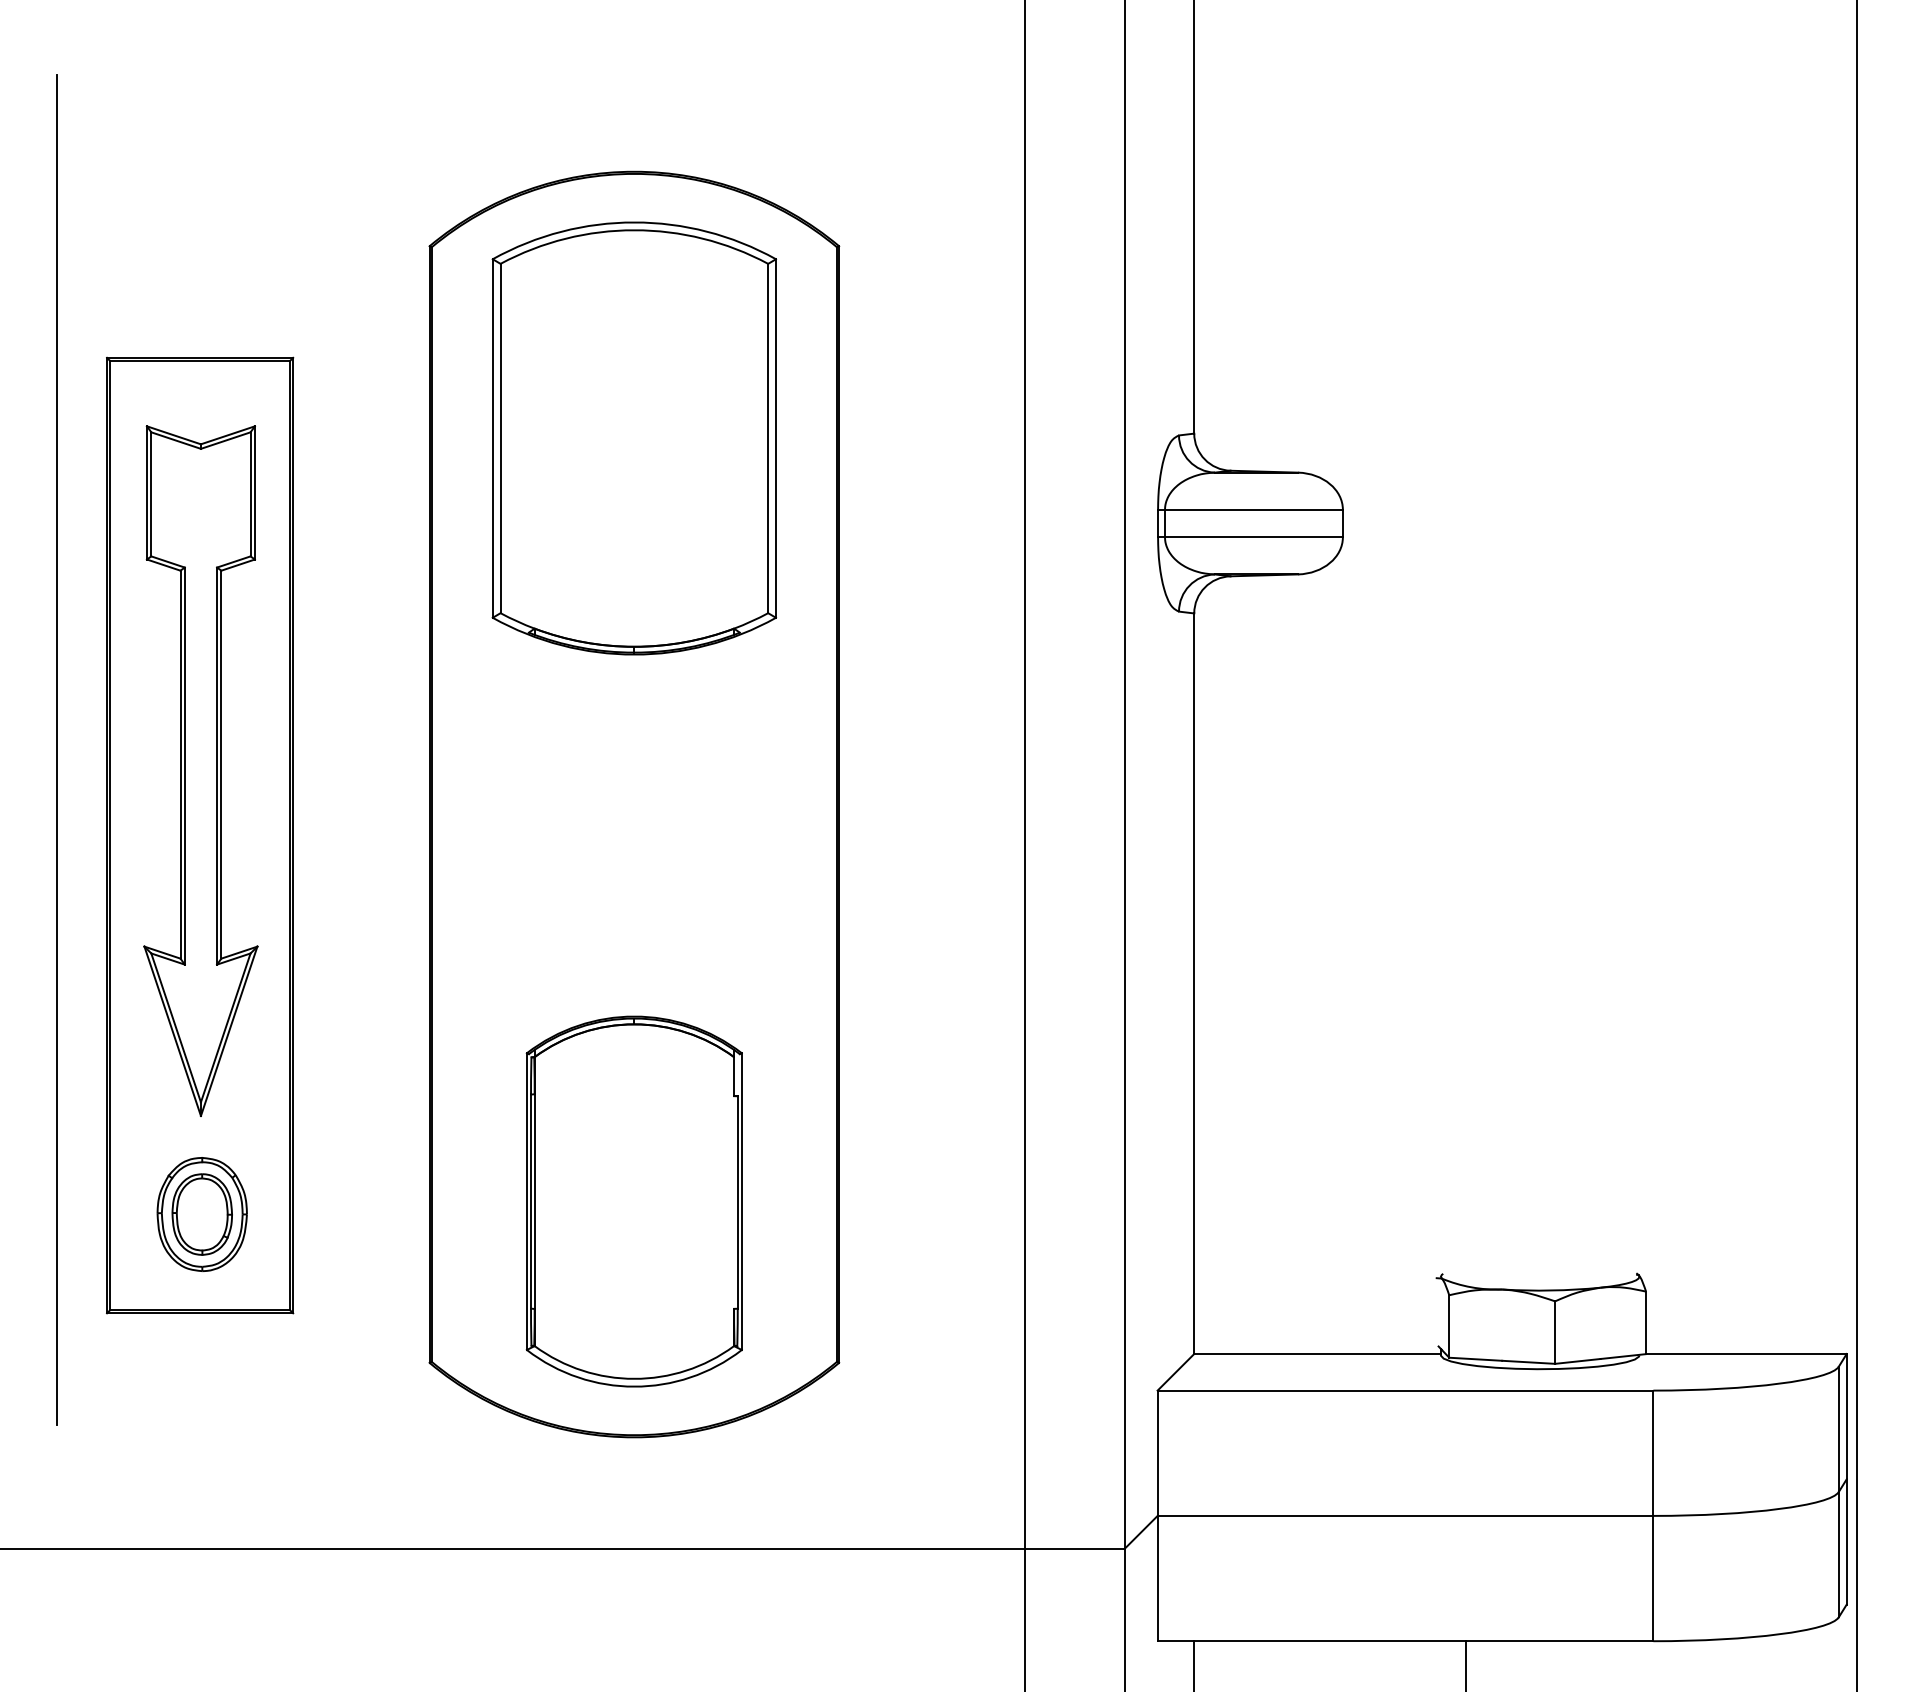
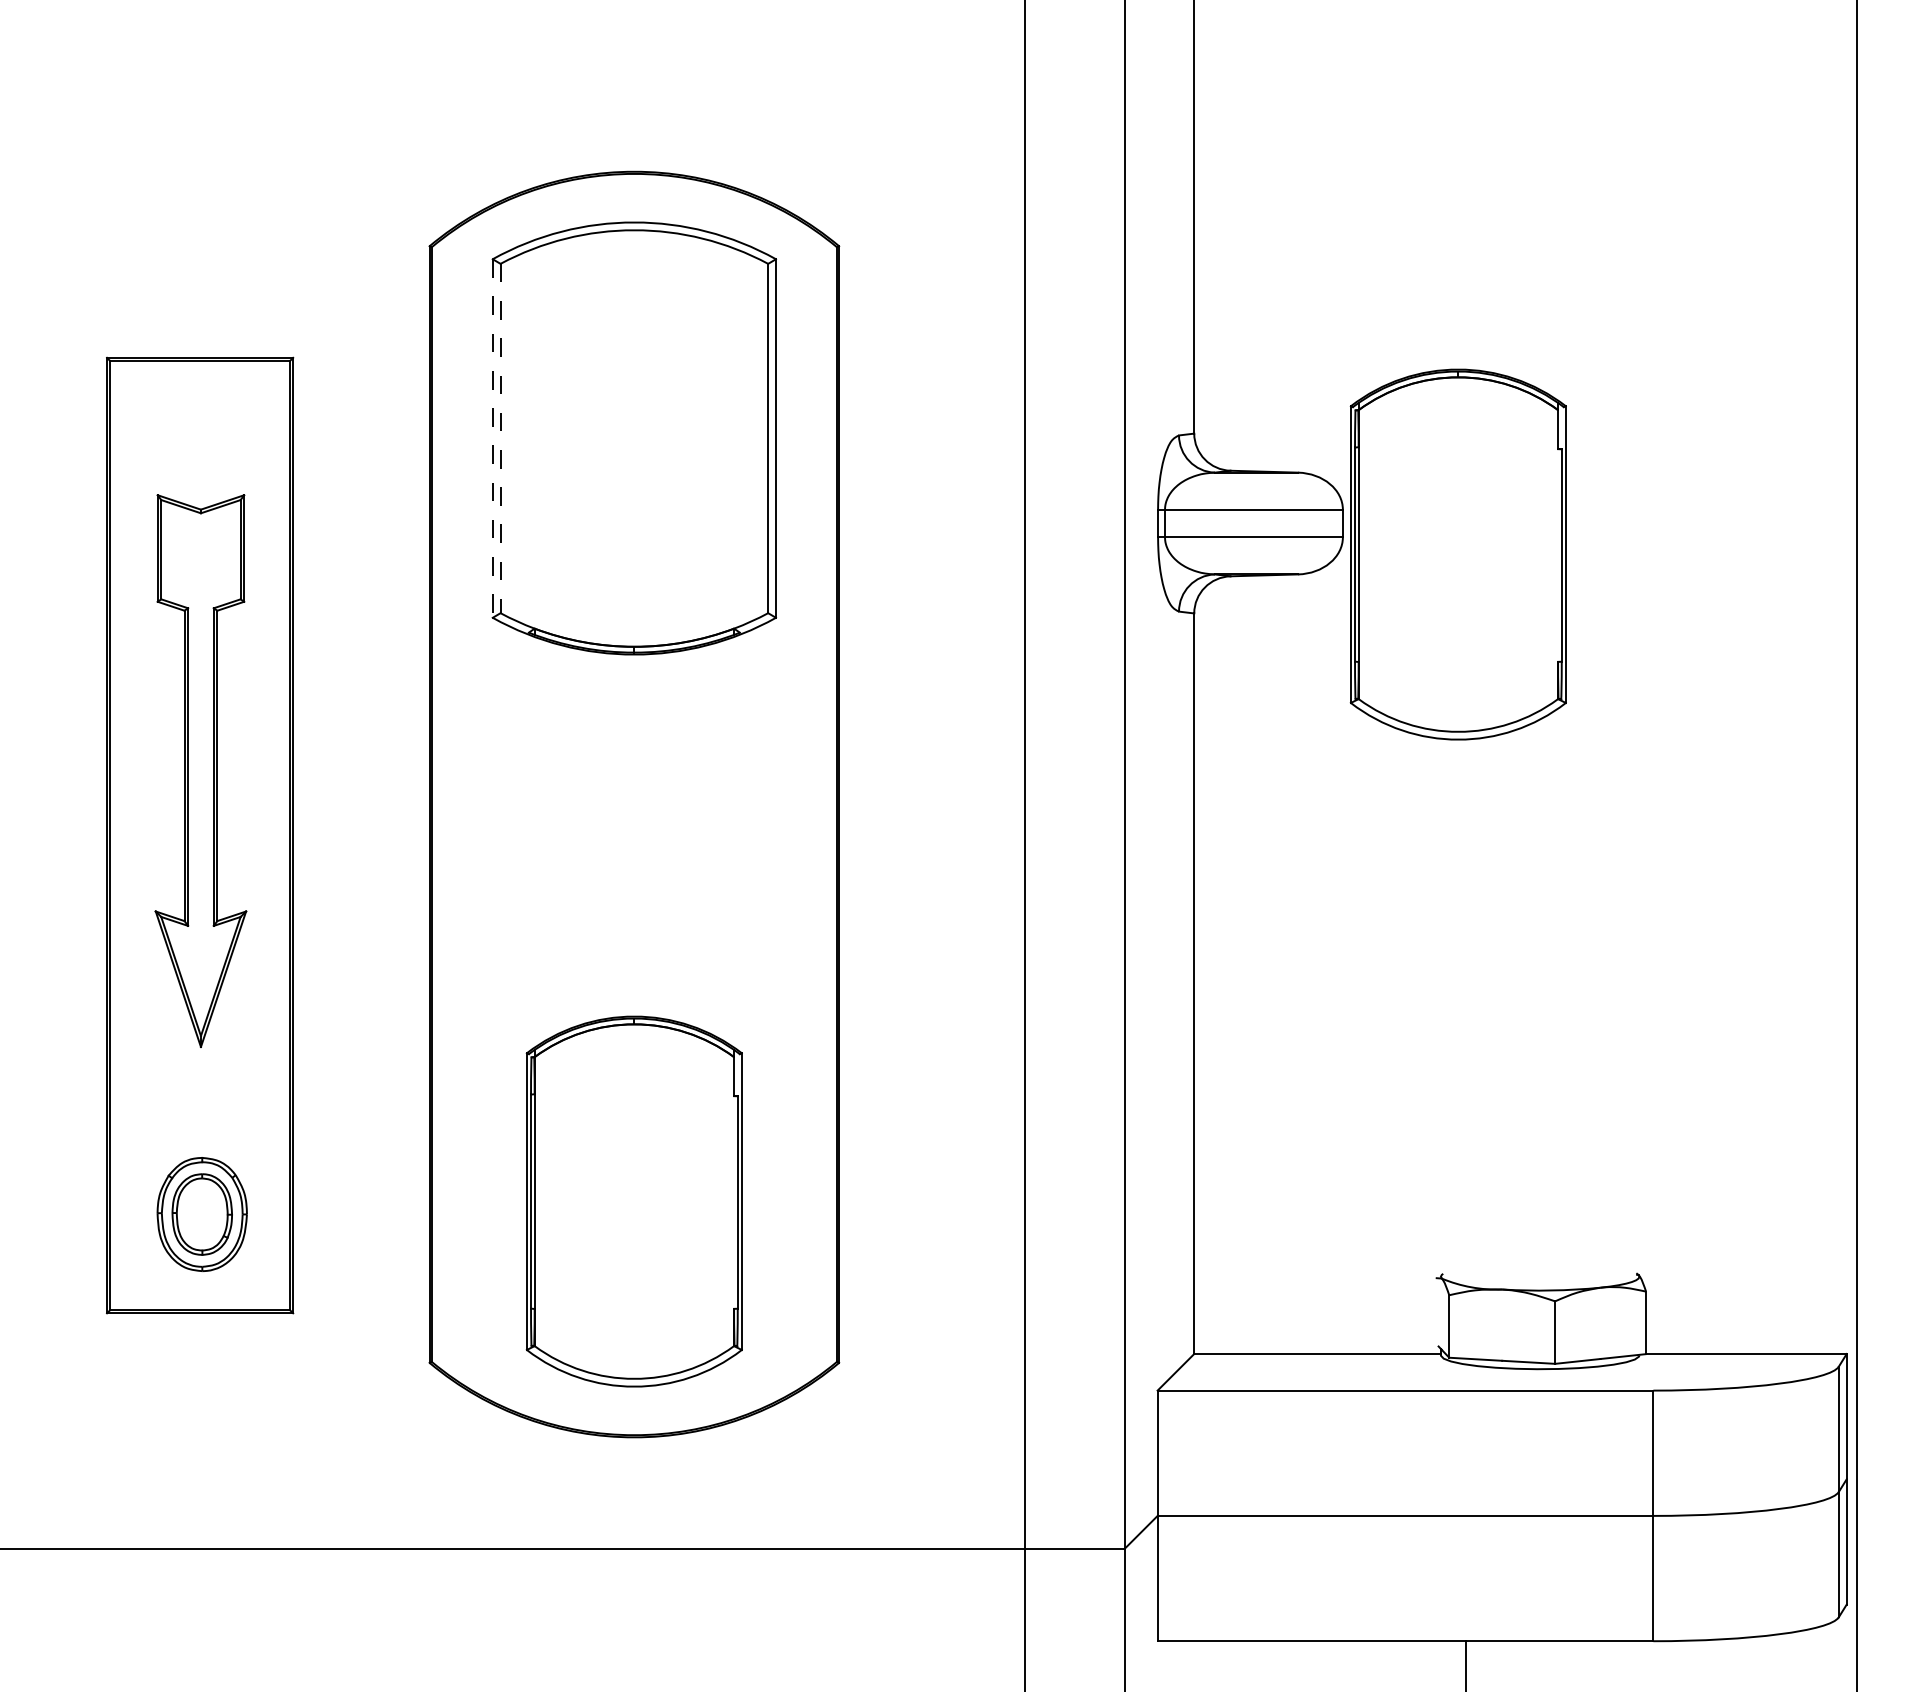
line: solid -> dashed (500, 438)
line: solid -> dashed (492, 439)
part: none -> present (1457, 554)
line: present -> none (57, 750)
part size: 116x692 px -> 94x554 px (200, 770)
line: present -> none (1194, 1664)
